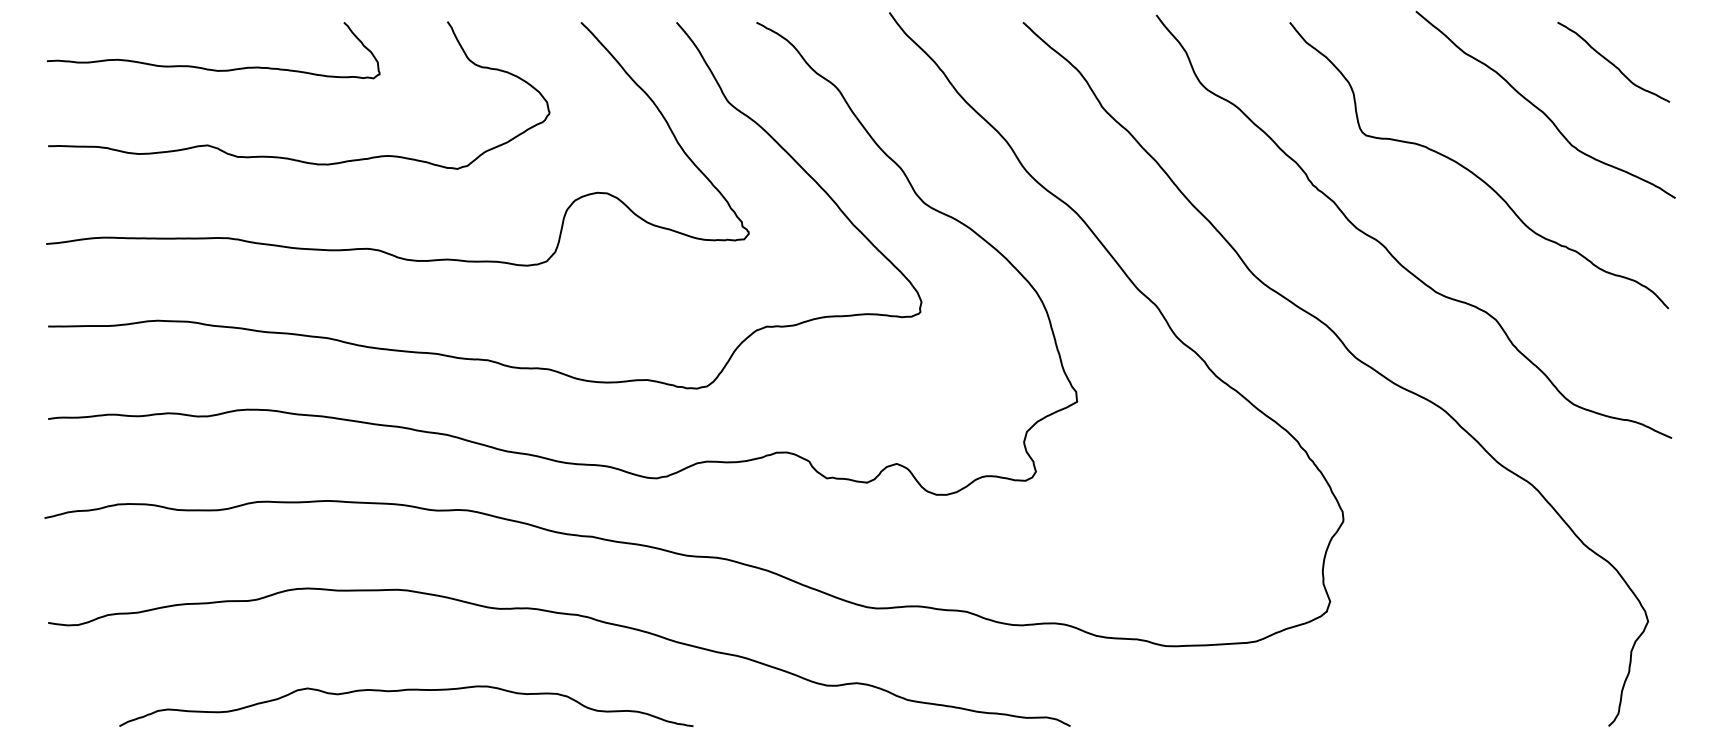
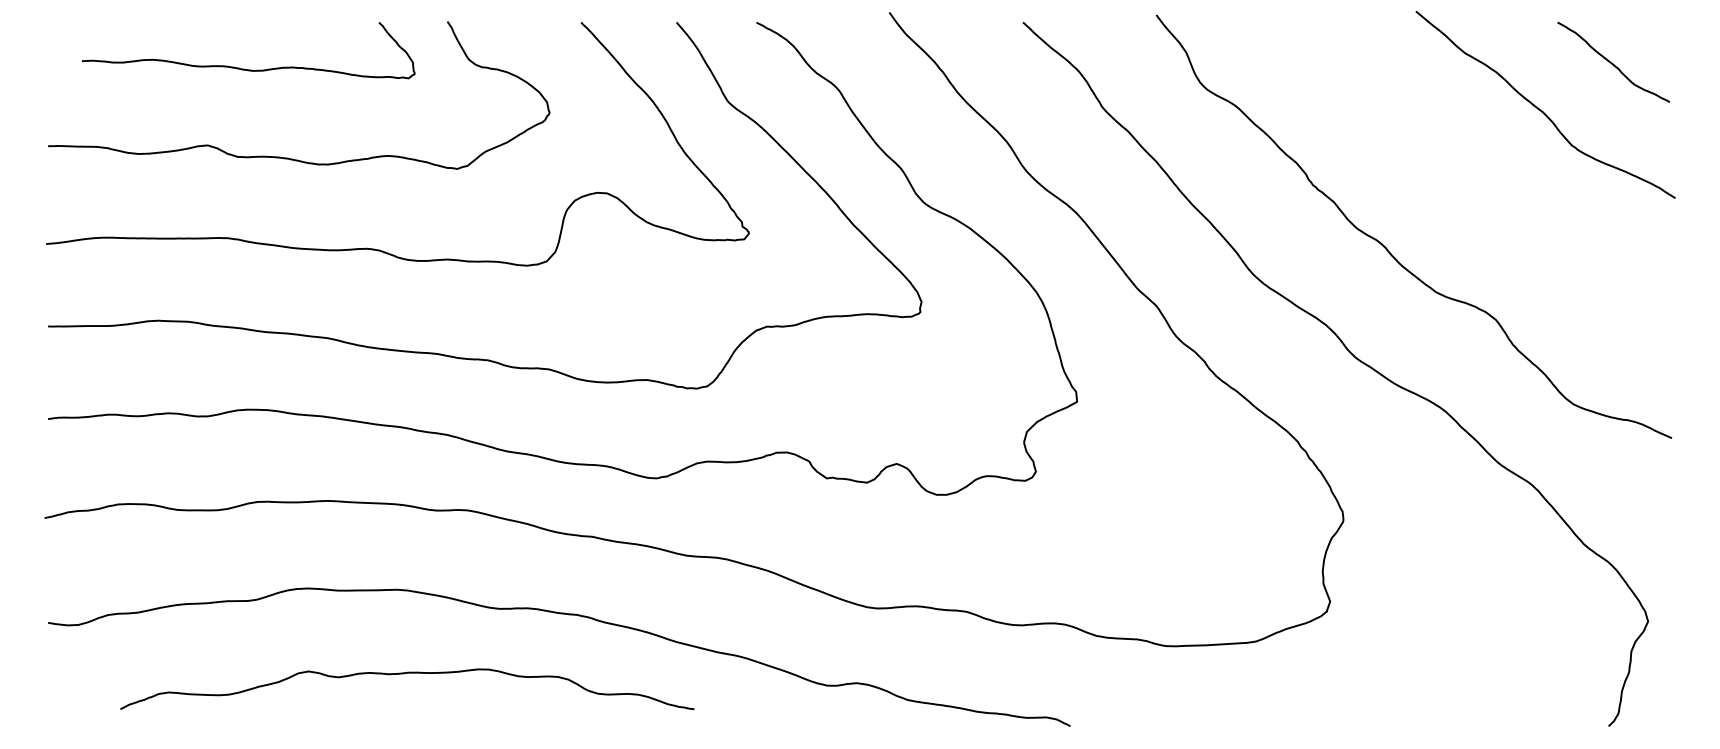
curve position: (209, 68) -> (244, 68) (244, 68)
curve: present -> none (1472, 171)
curve position: (403, 691) -> (404, 674) (404, 674)
